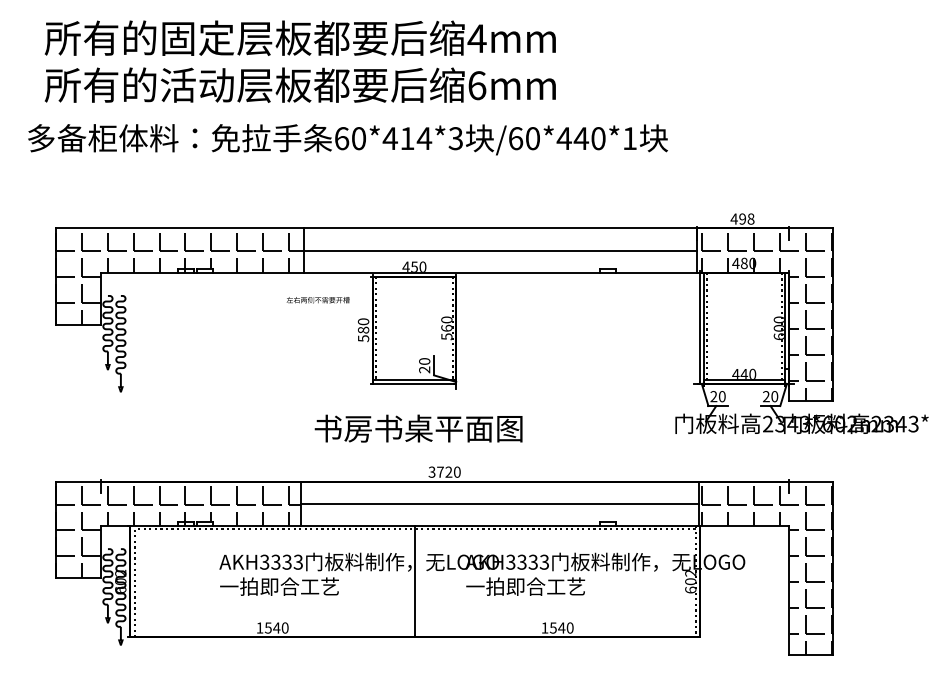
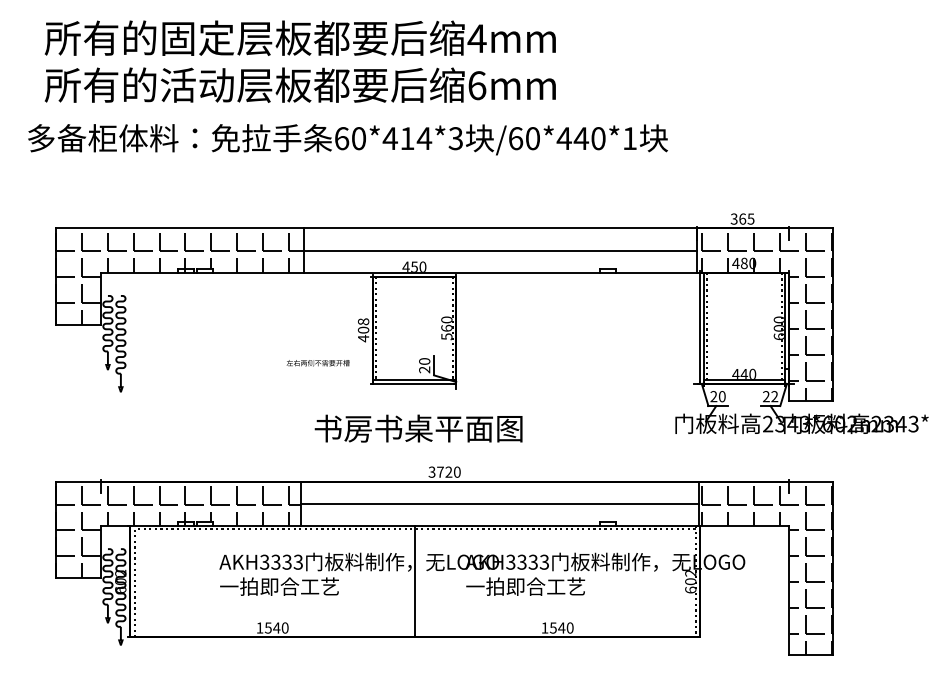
text: 498 -> 365 (742, 218)
text position: (317, 300) -> (317, 363) (317, 363)
text: 580 -> 408 (363, 330)
text: 20 -> 22 (774, 396)
